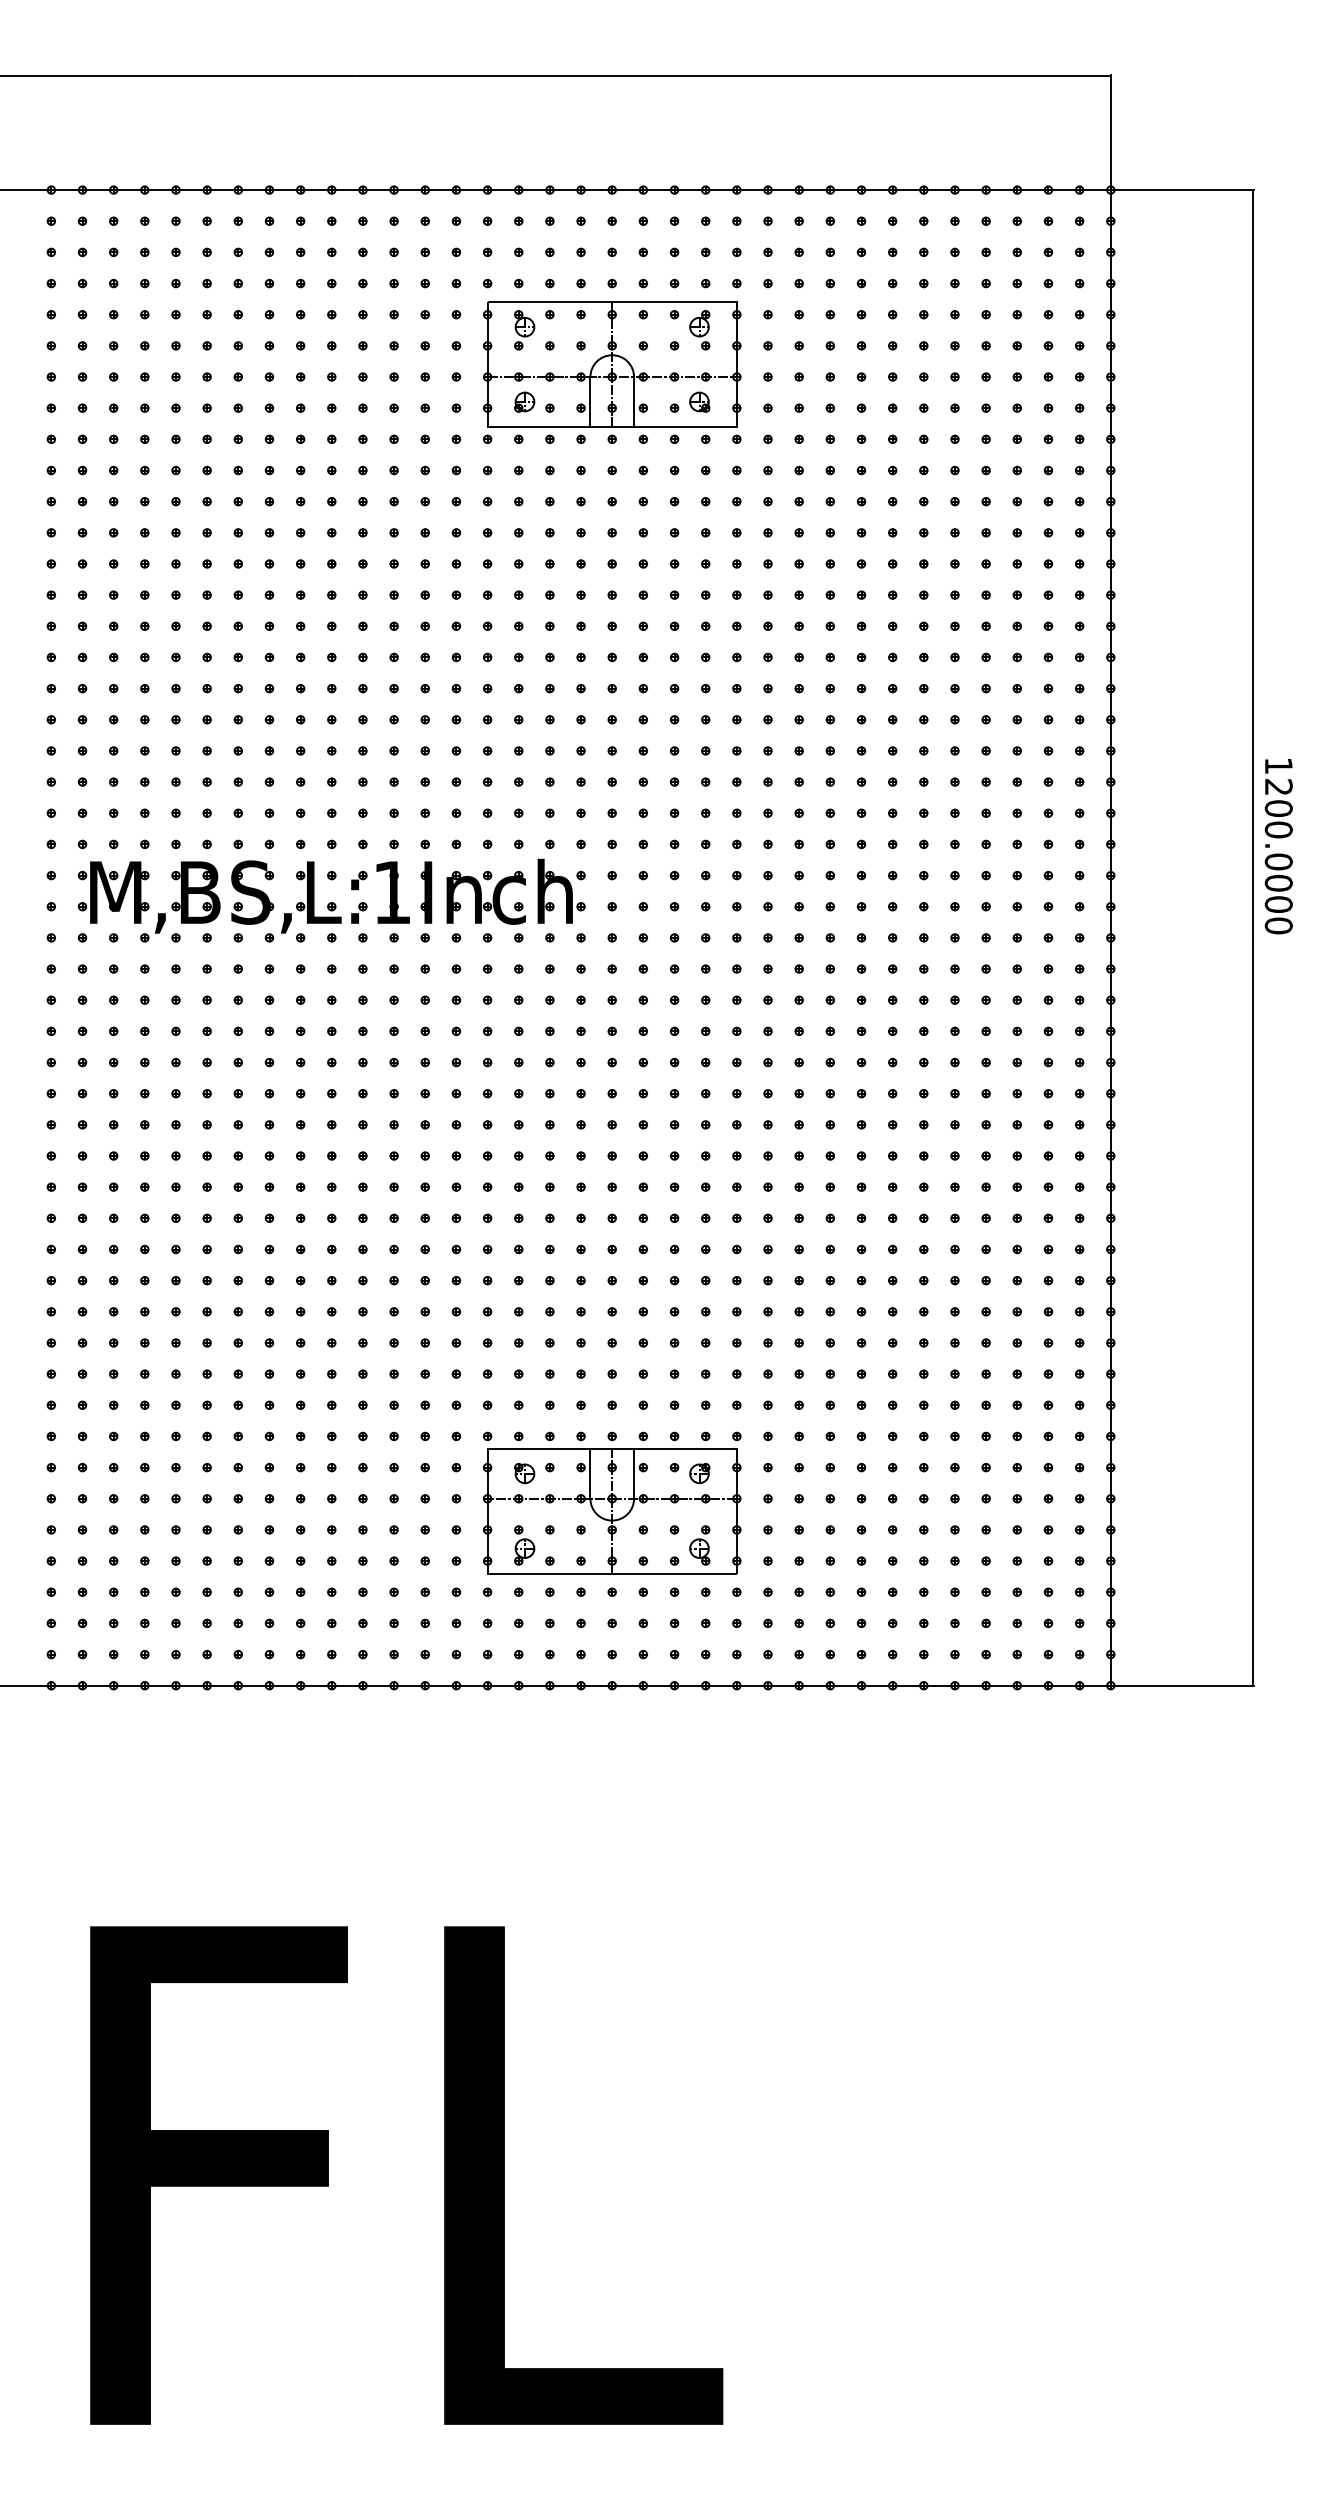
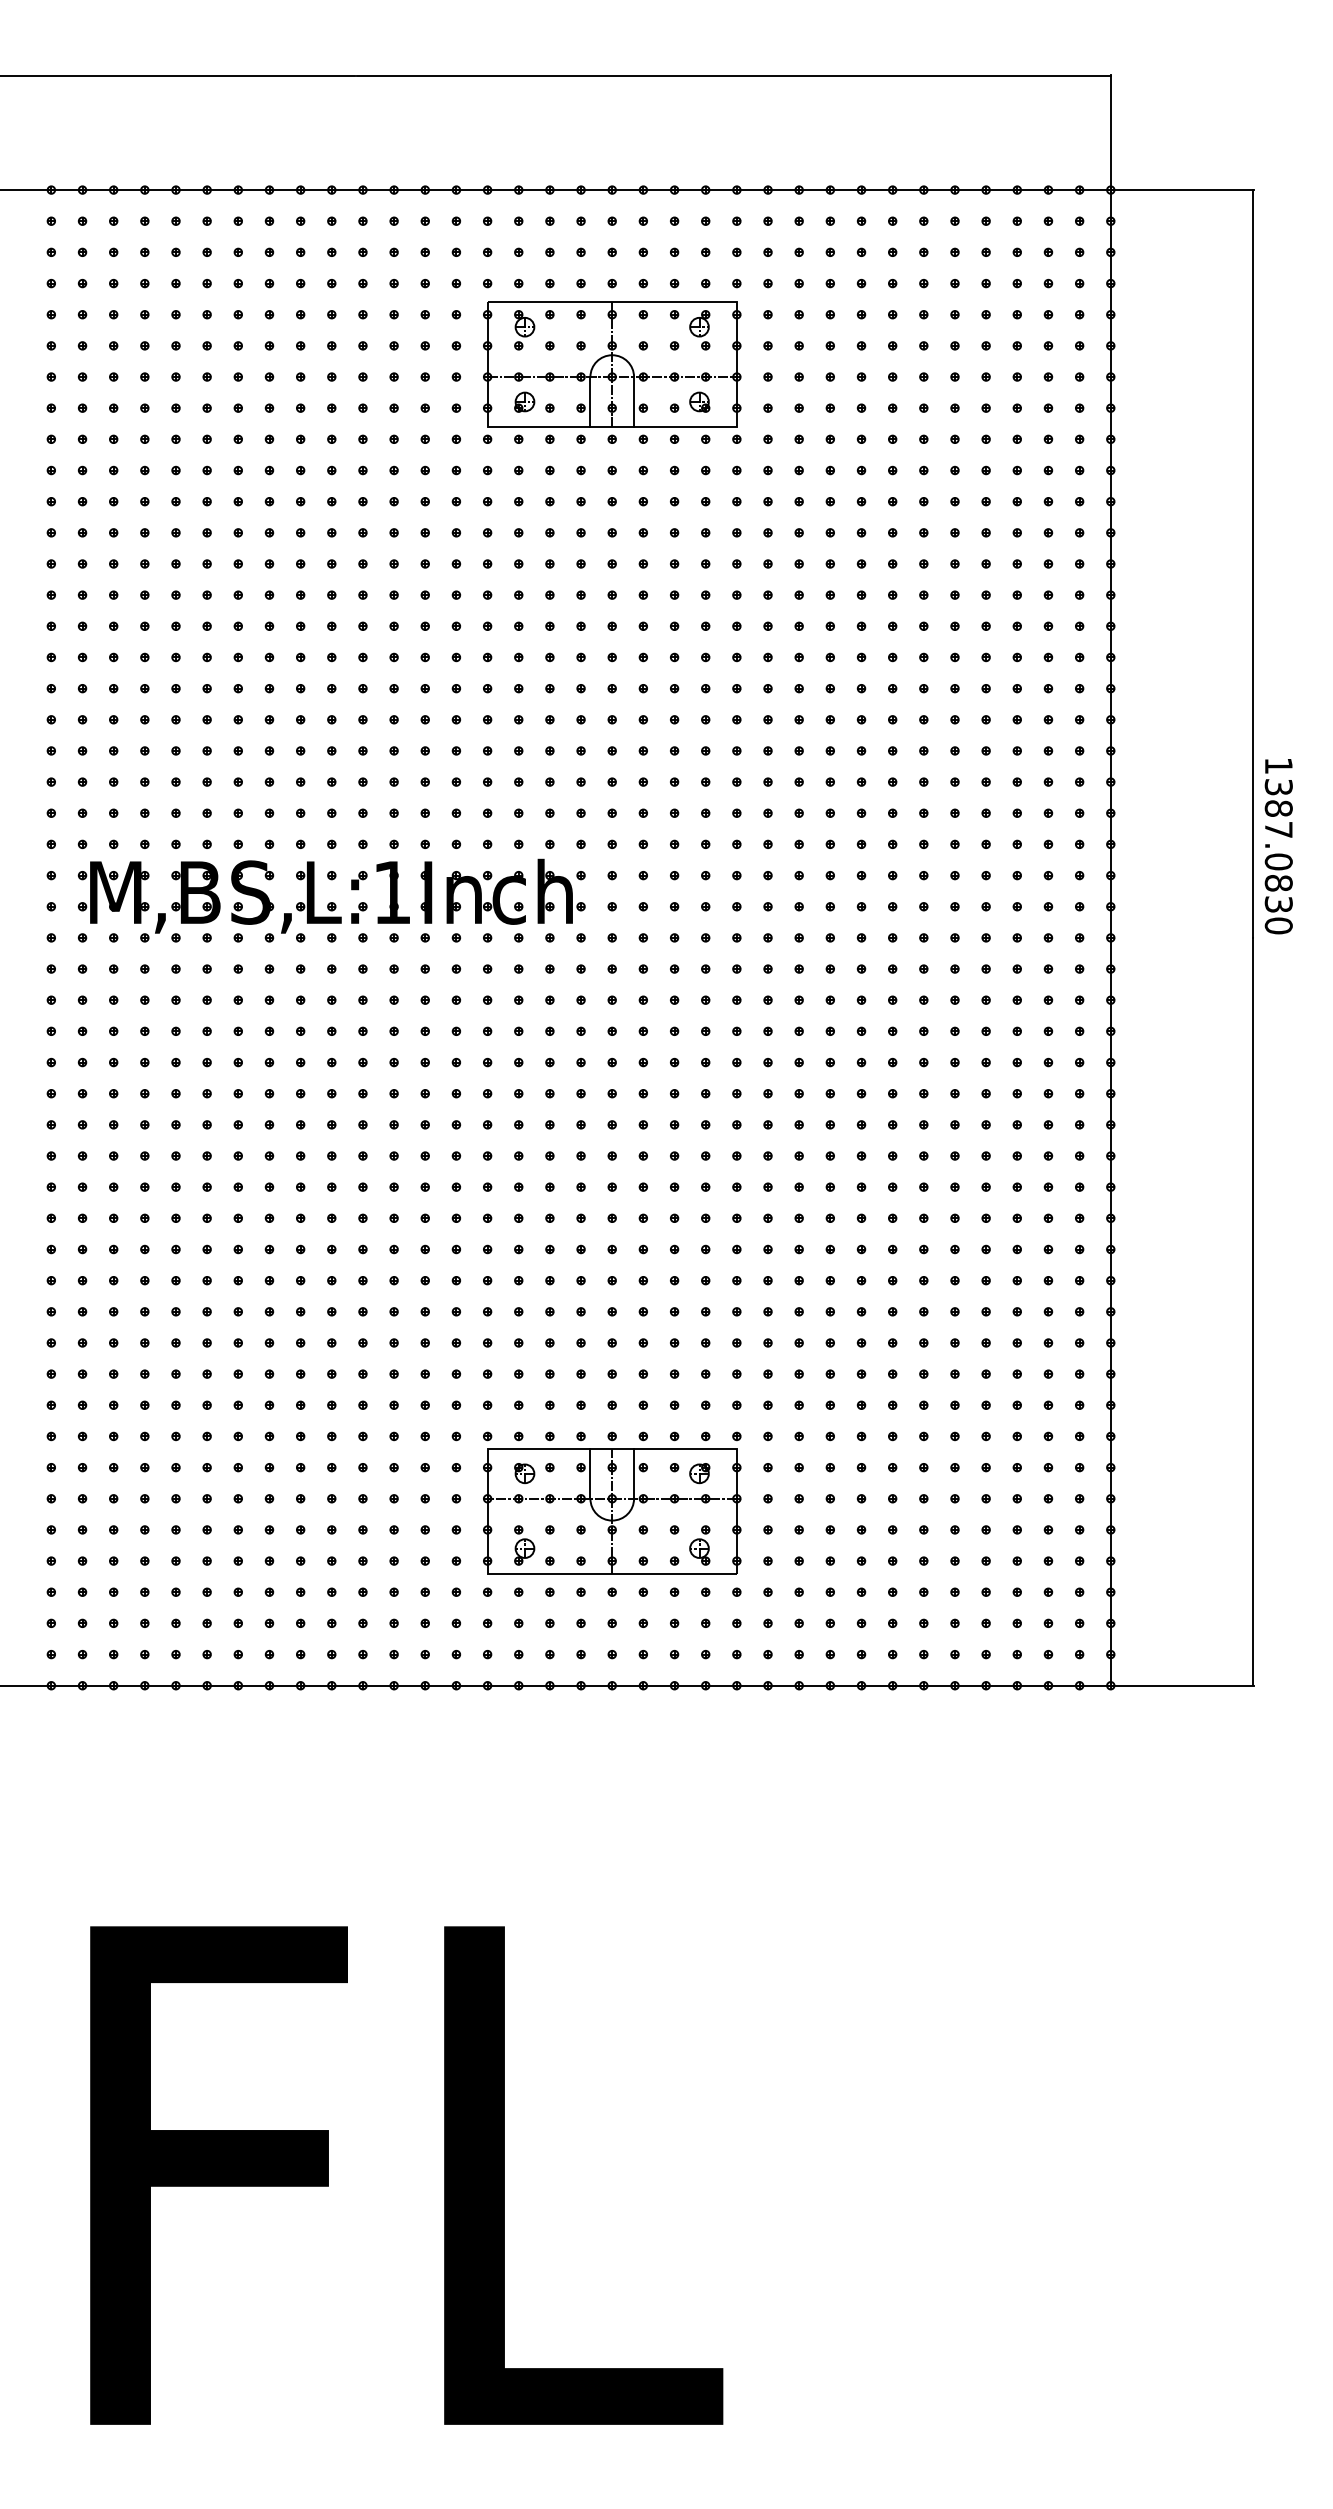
text: 1200.0000 -> 1387.0830 (1278, 845)
